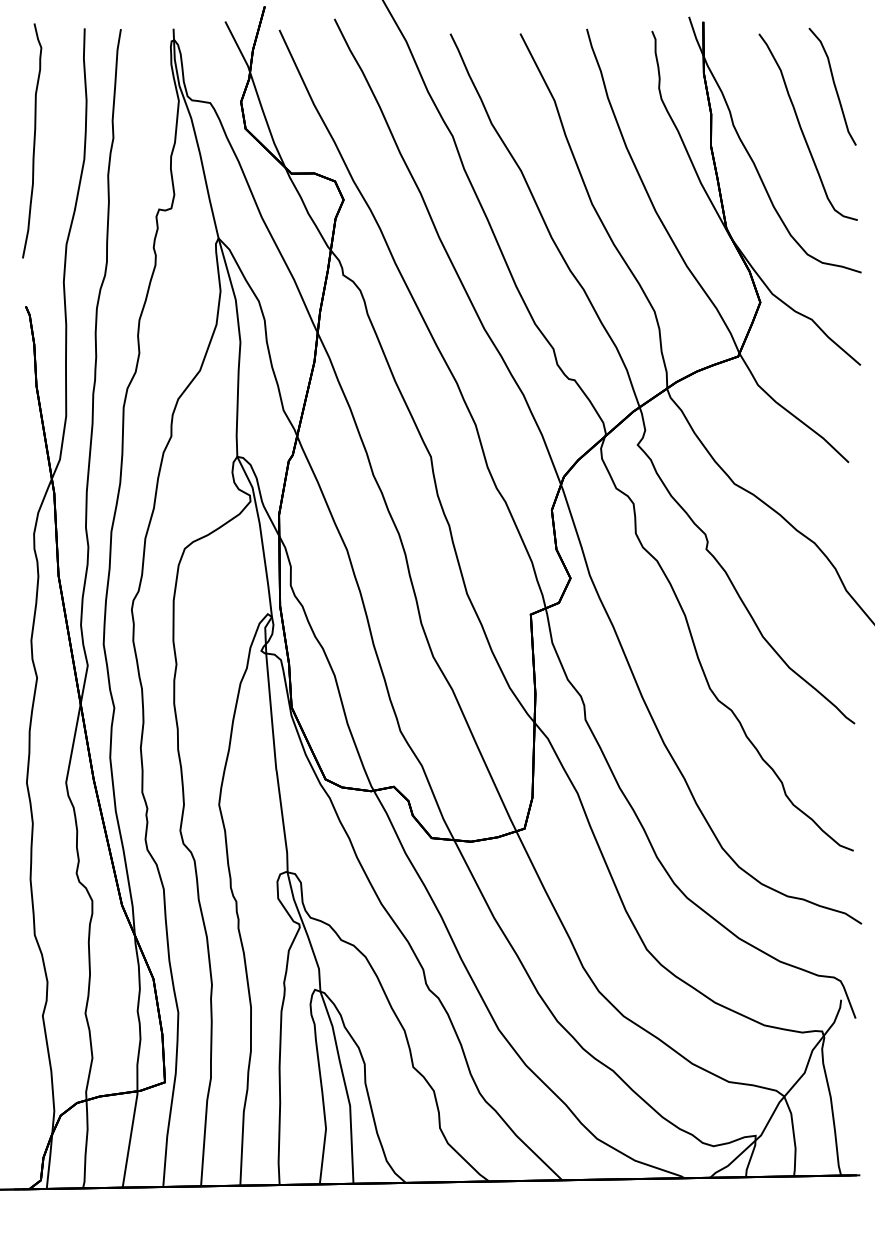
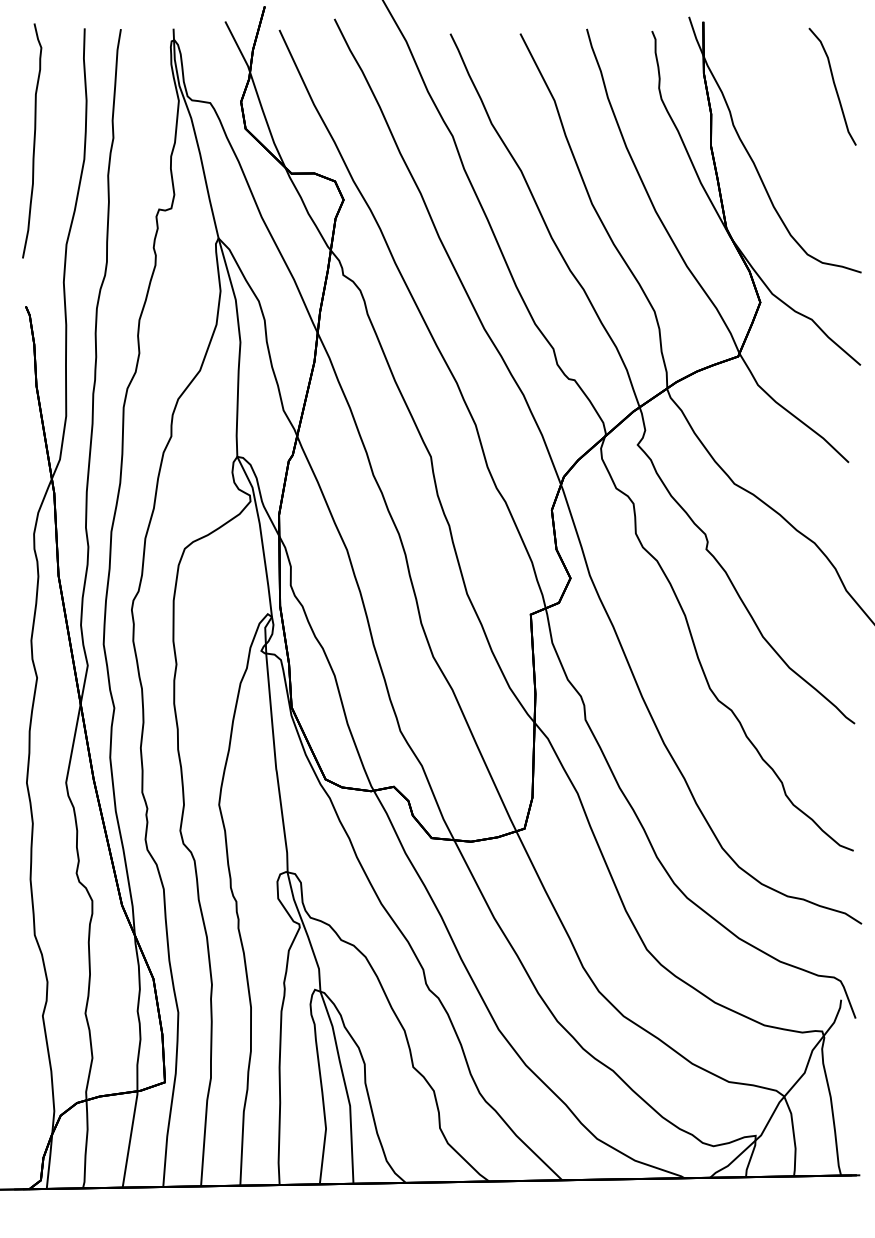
curve: present -> none (802, 129)
